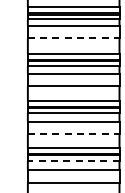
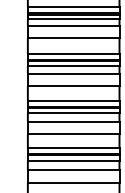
line: dashed -> solid (73, 37)
line: dashed -> solid (73, 134)
line: dashed -> solid (73, 160)
